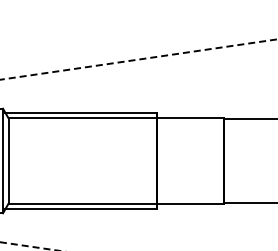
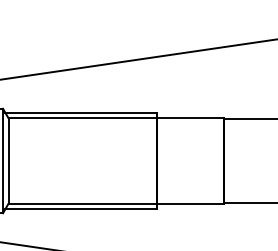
line: dashed -> solid (139, 59)
line: dashed -> solid (30, 246)
